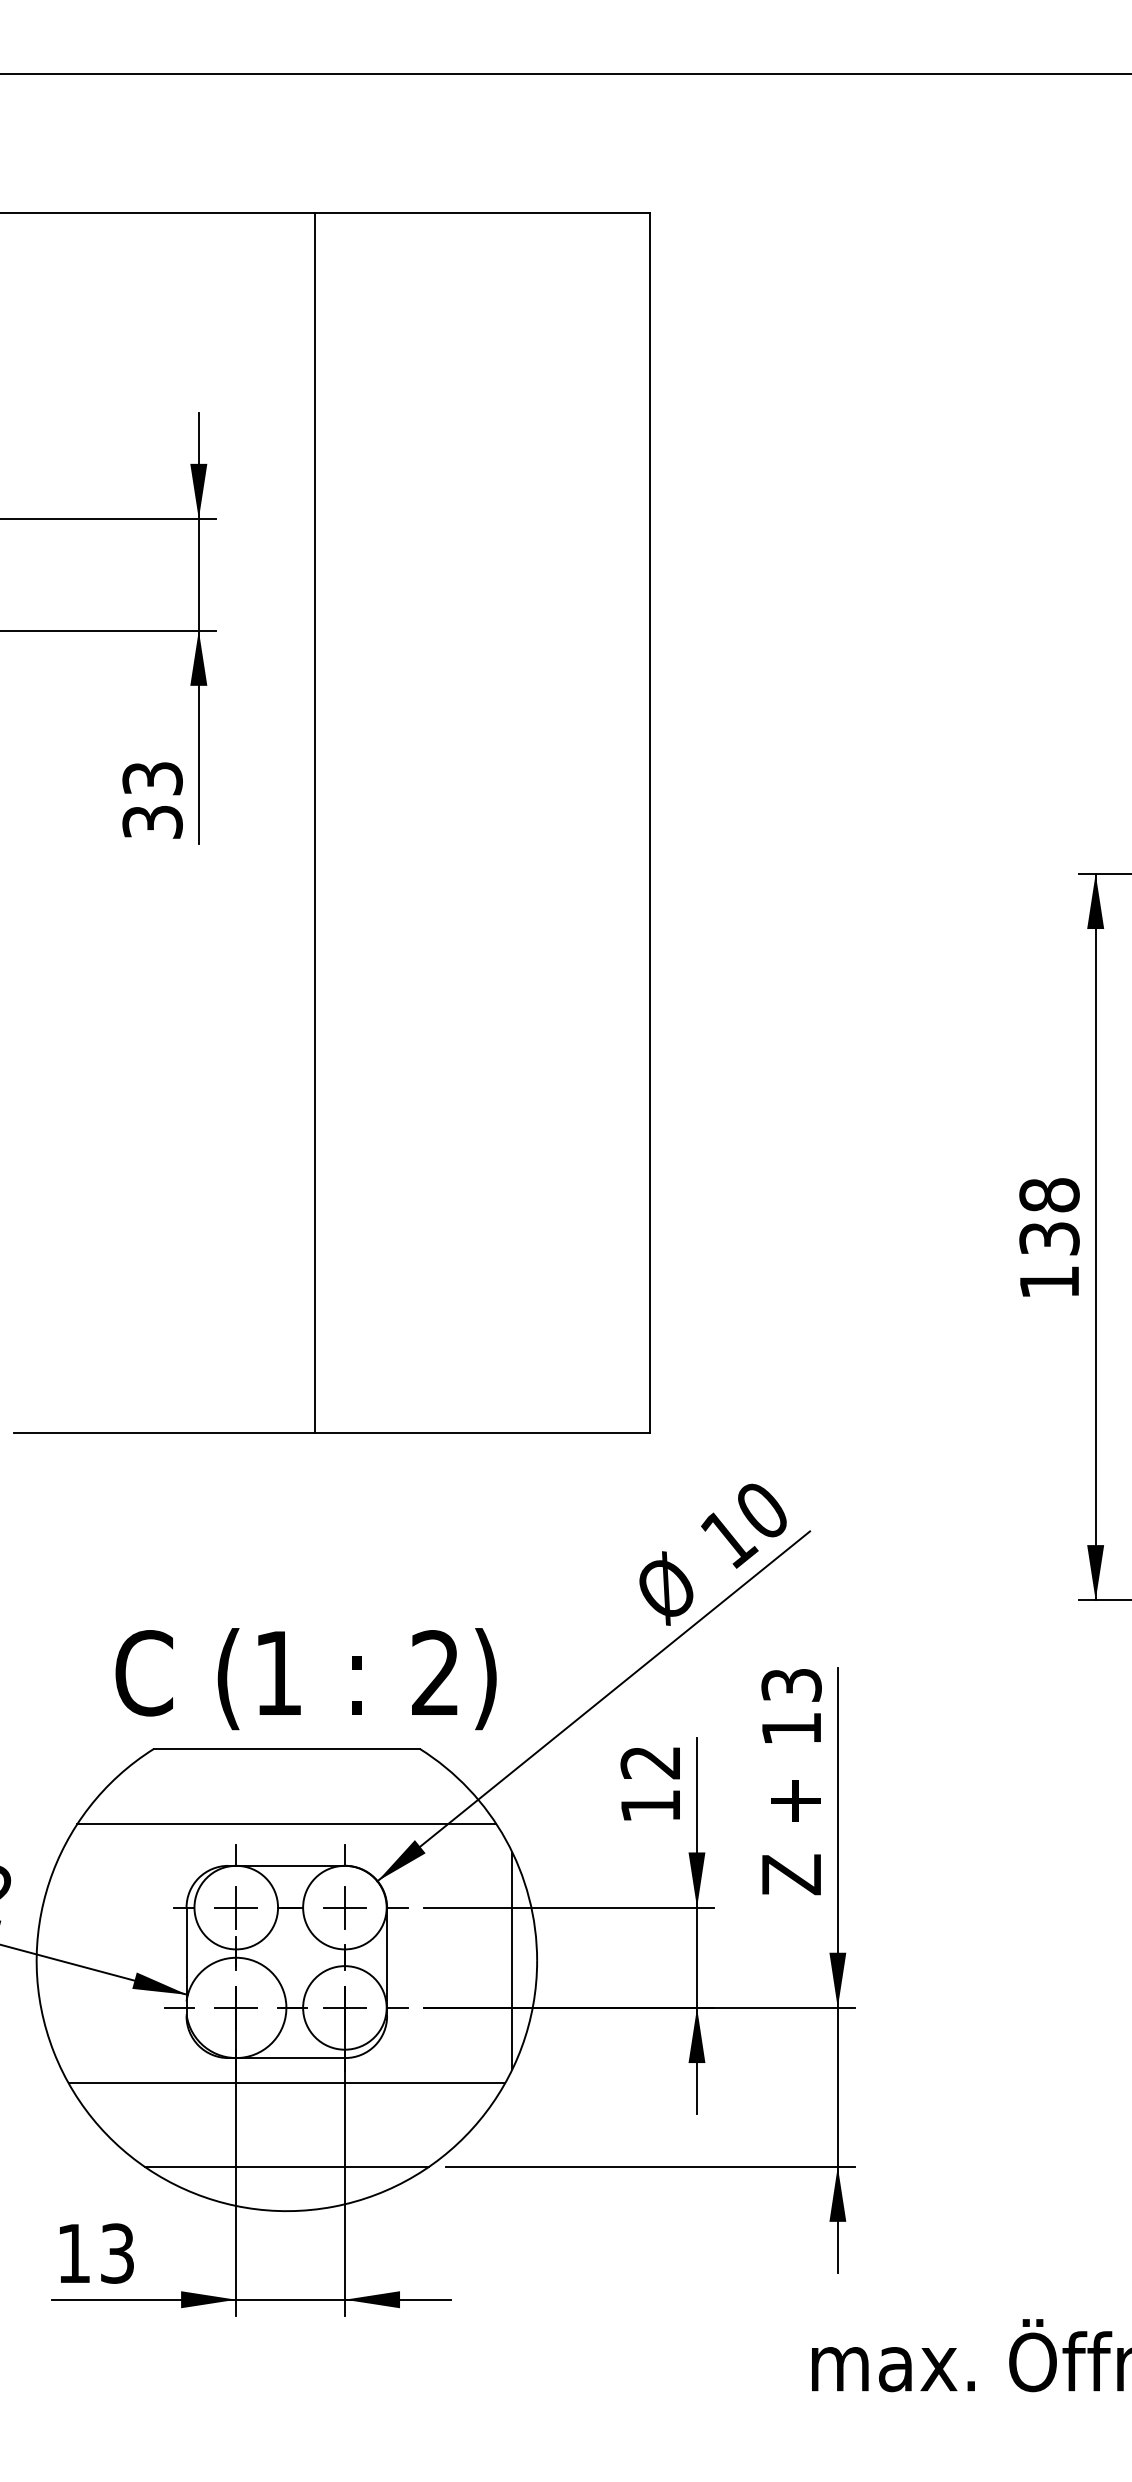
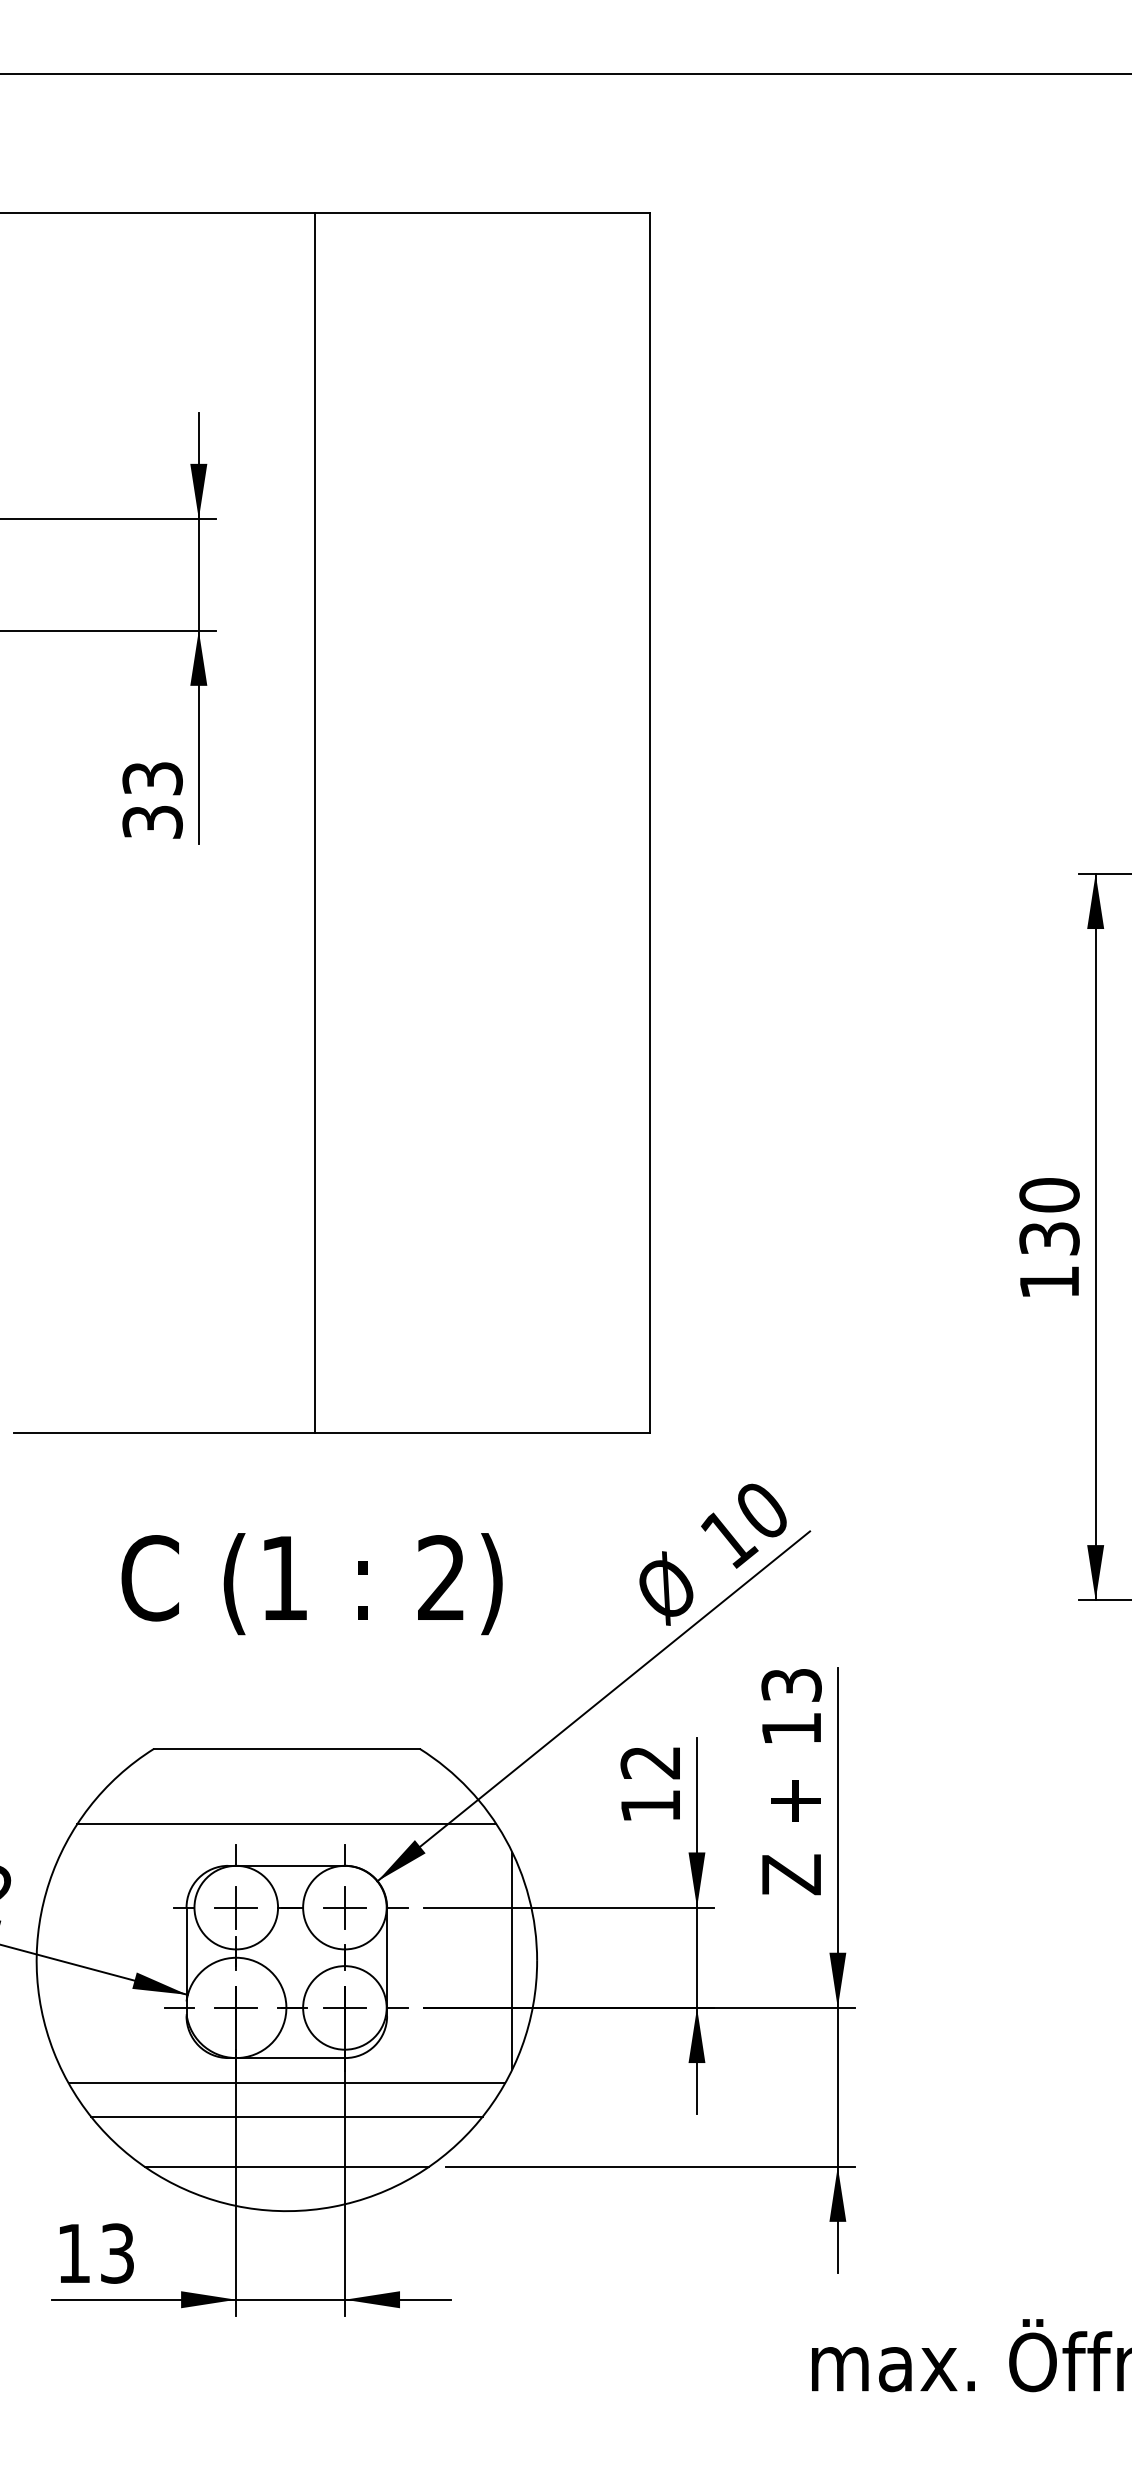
text: 138 -> 130 (1049, 1195)
text position: (305, 1679) -> (311, 1584) (311, 1584)
line: none -> present (286, 2116)
